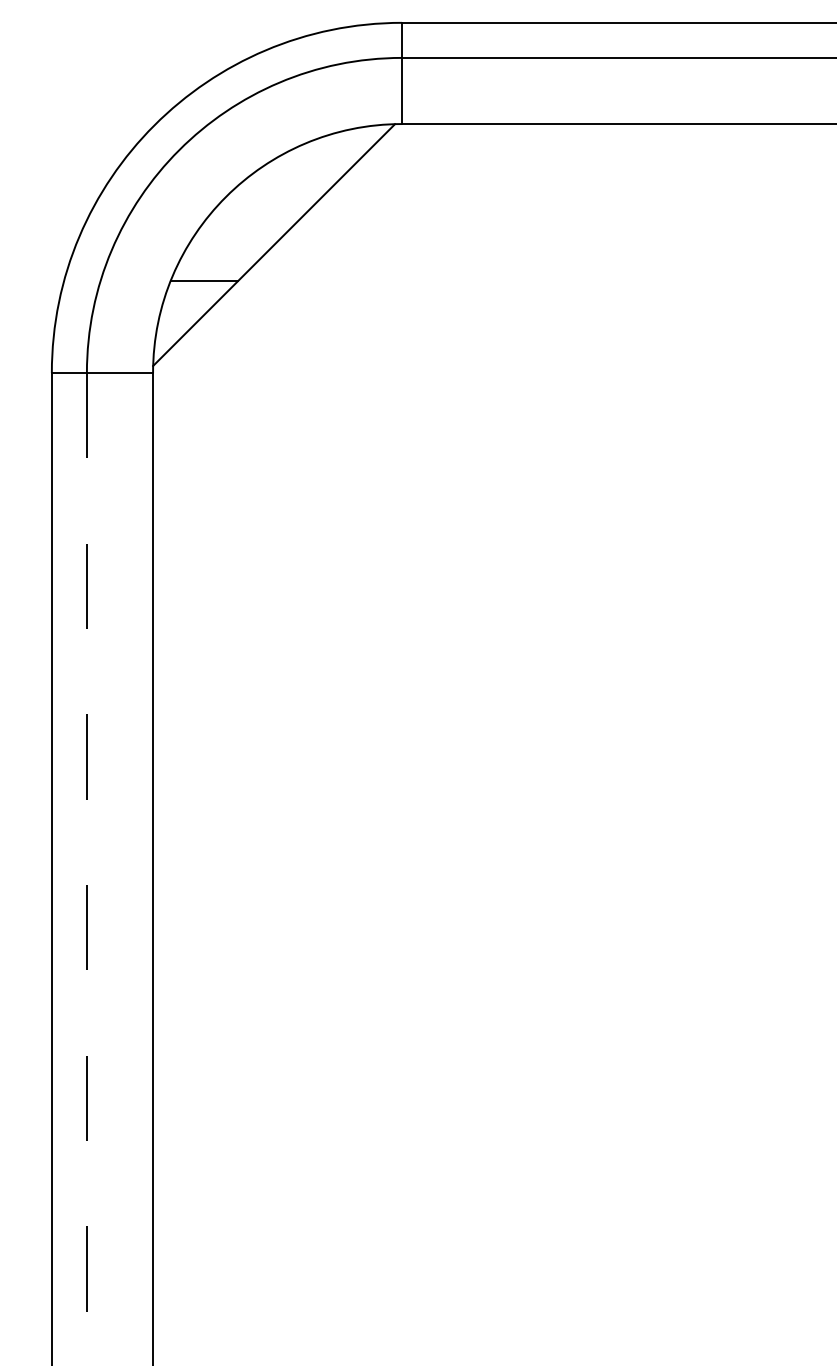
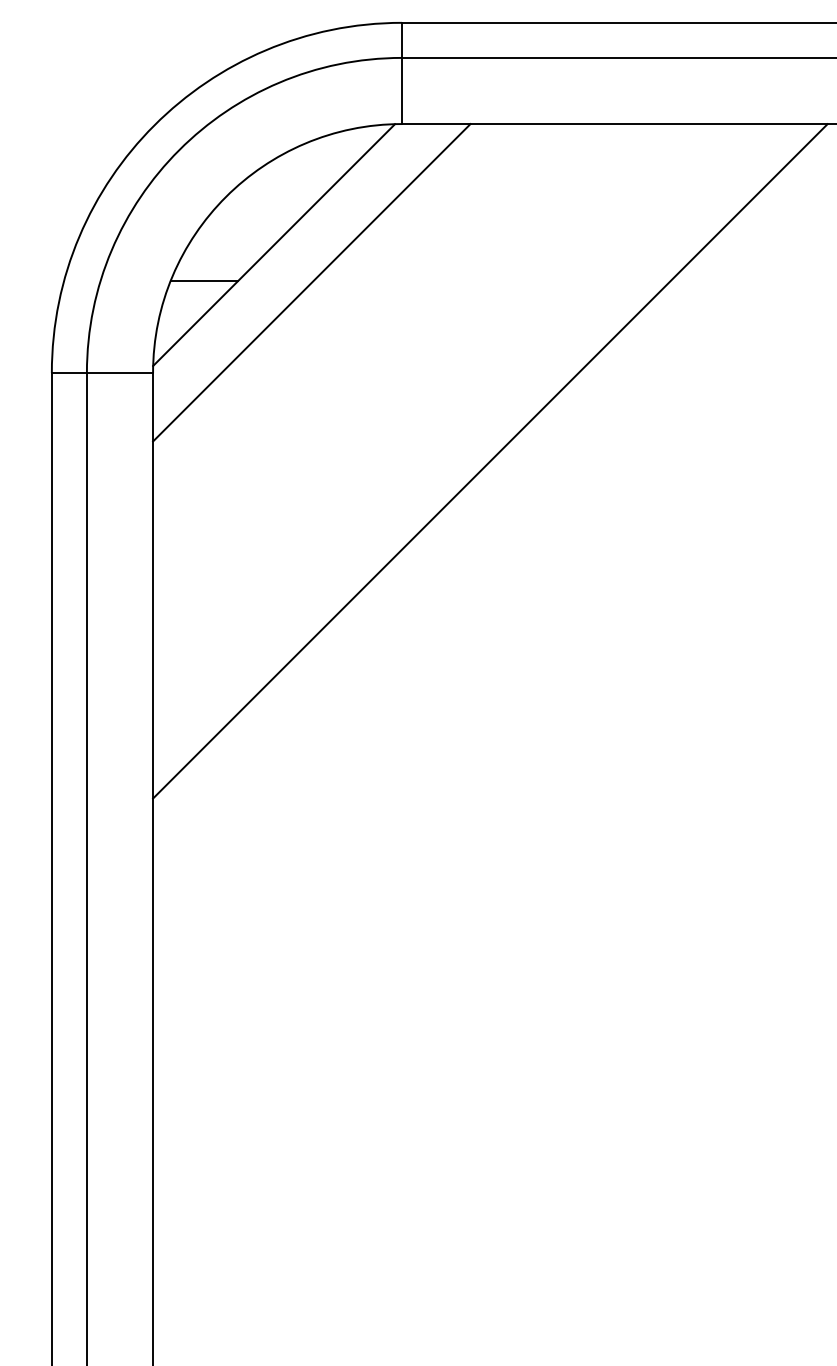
line: none -> present (311, 282)
line: none -> present (490, 461)
line: dashed -> solid (86, 869)
